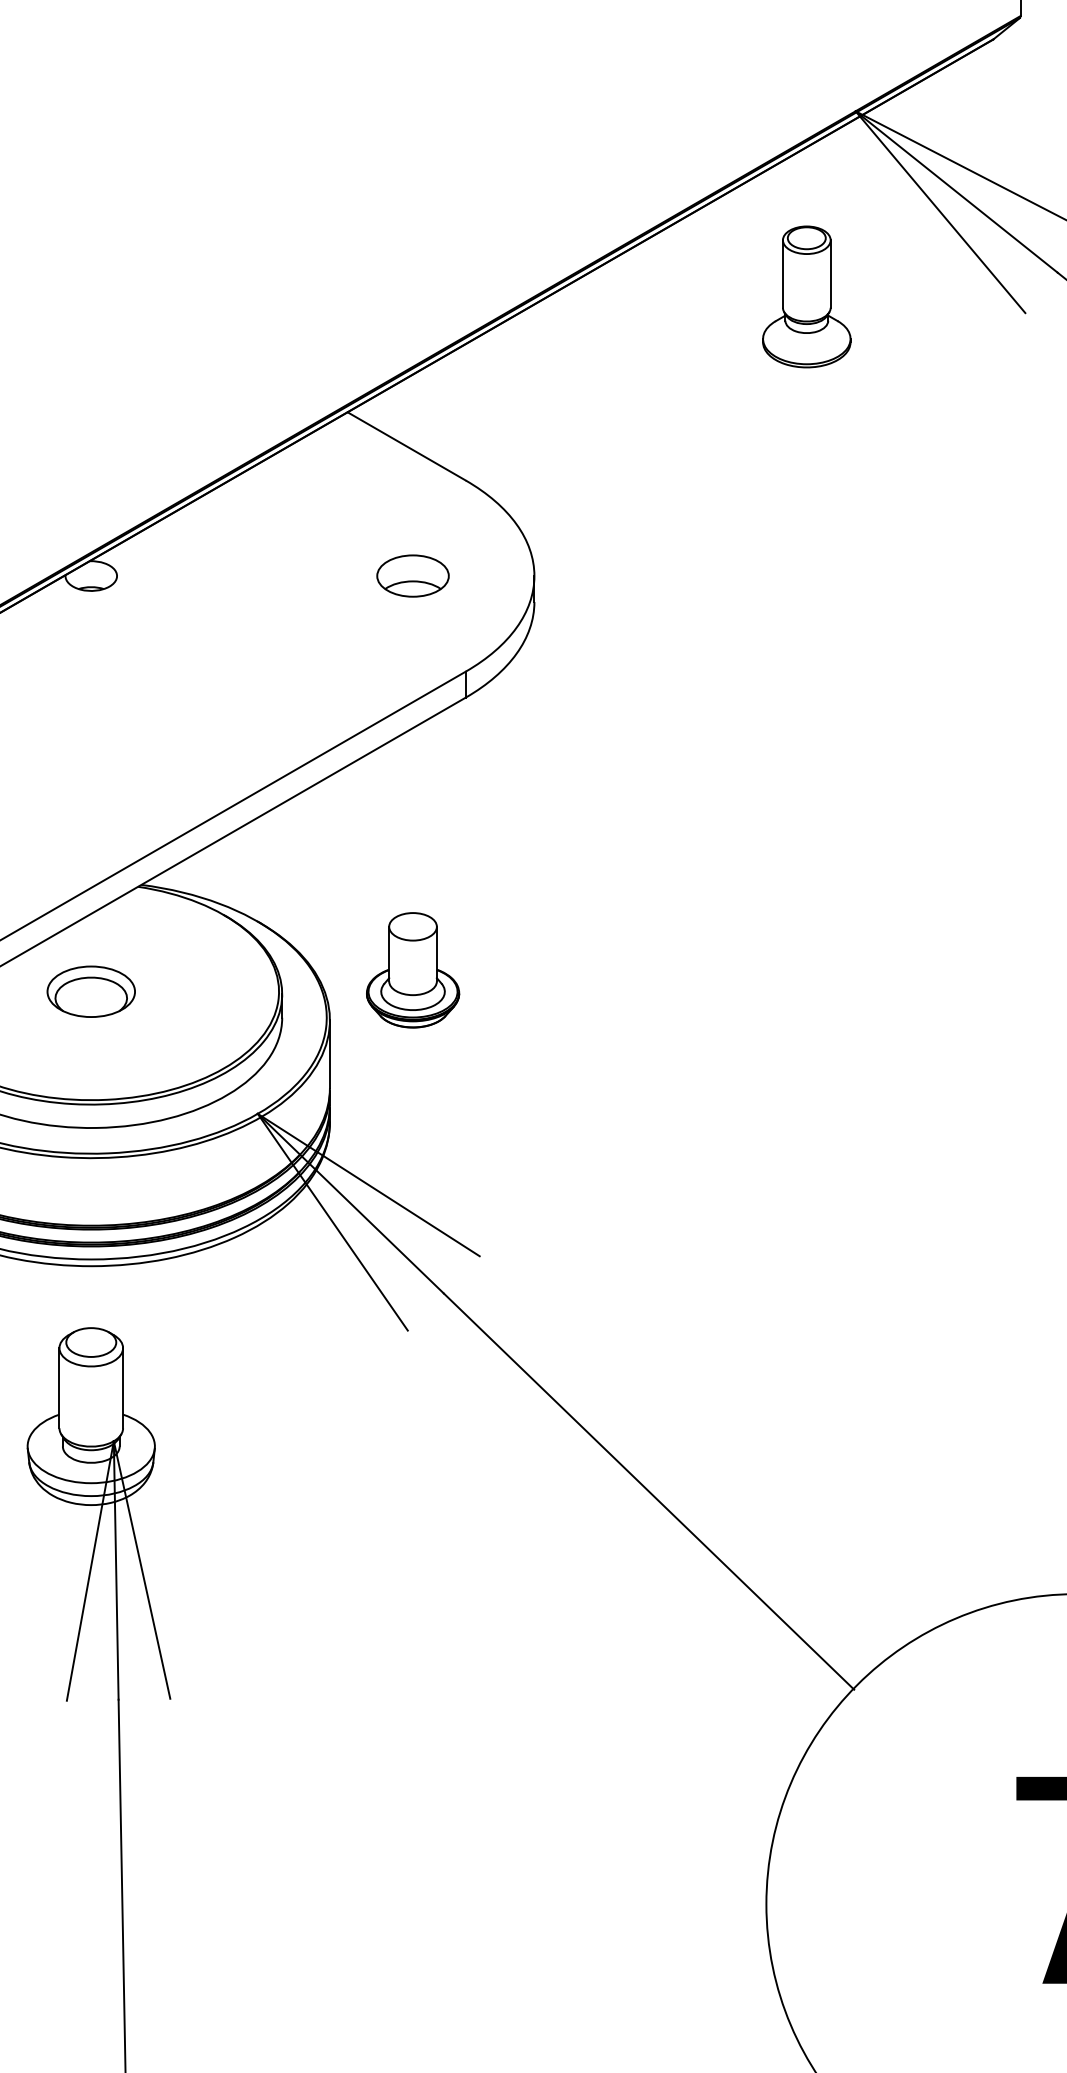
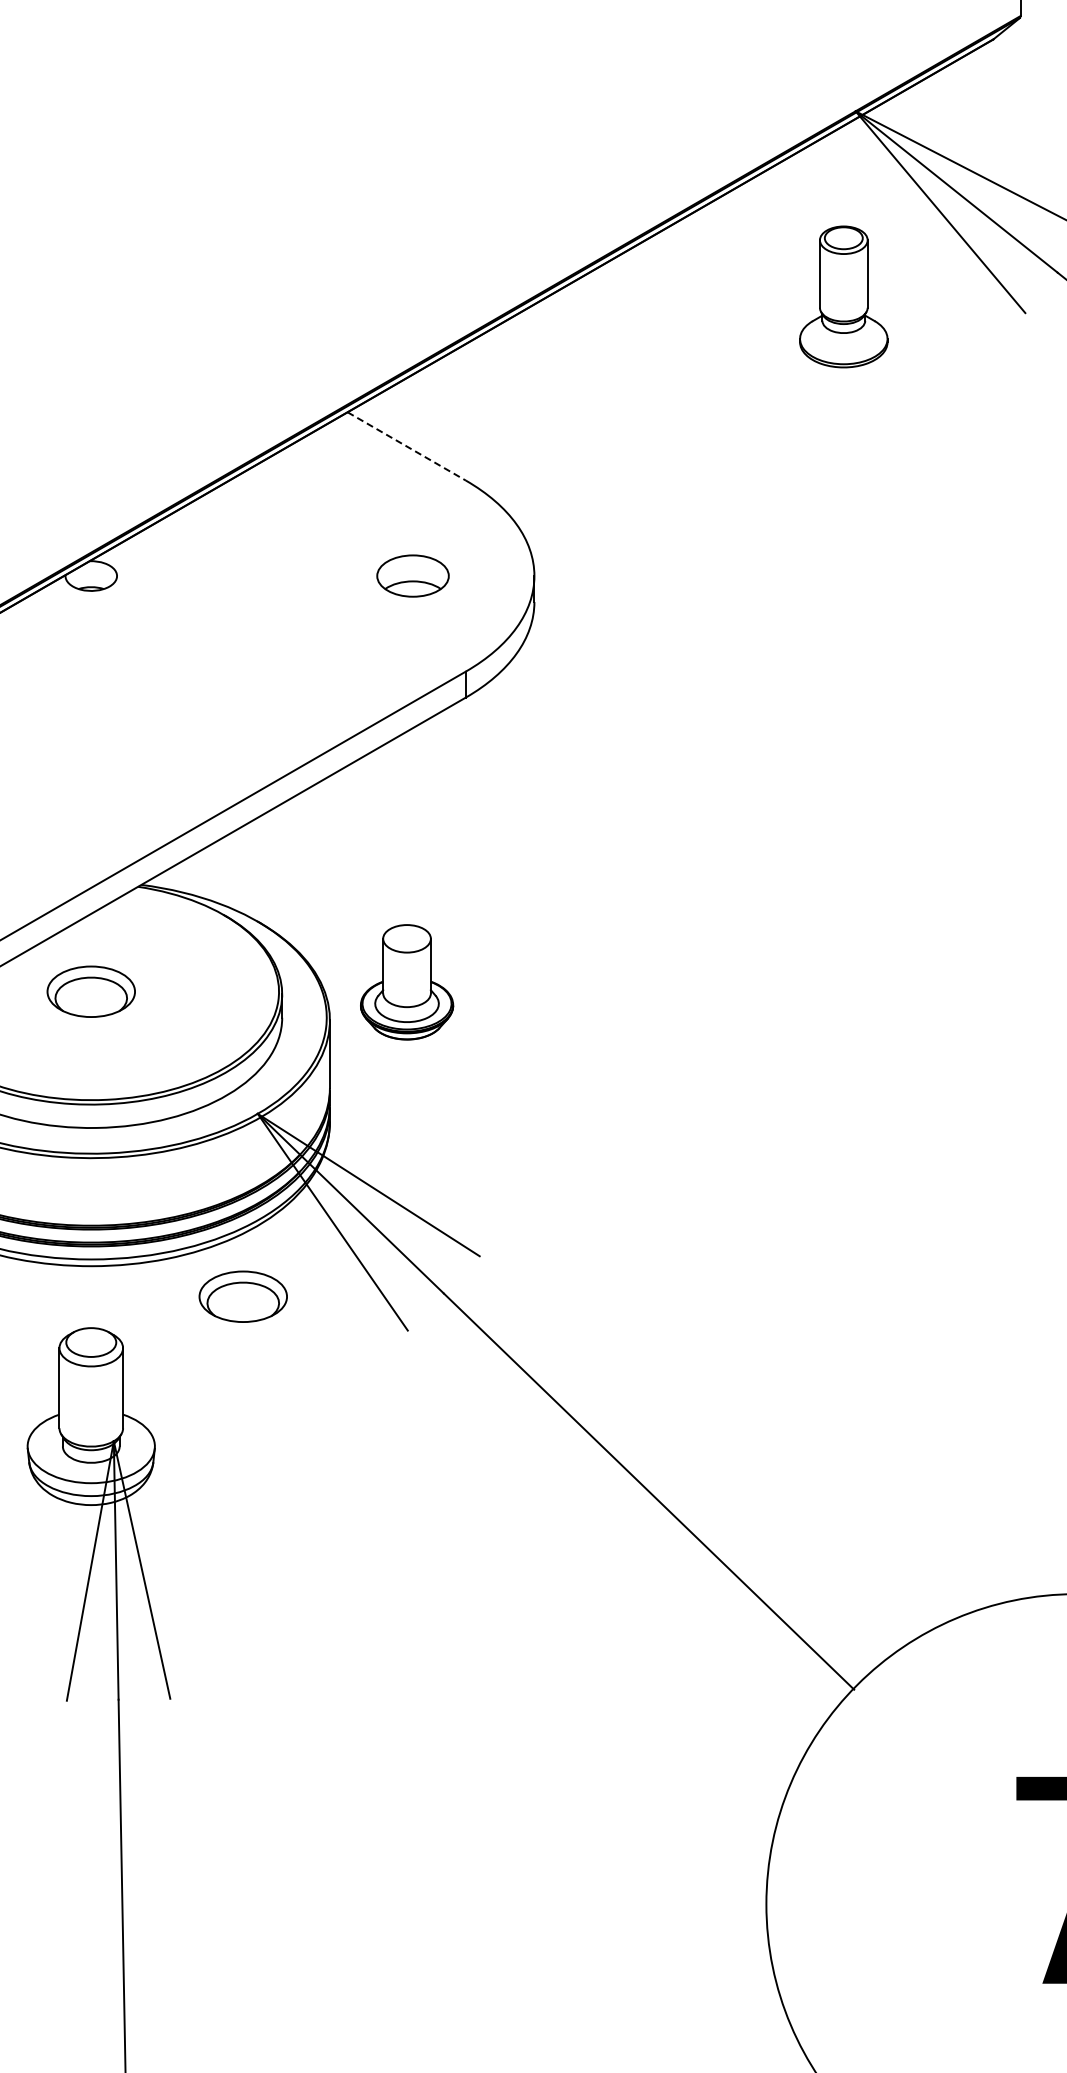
part position: (806, 296) -> (843, 296) (843, 296)
line: solid -> dashed (407, 446)
part position: (413, 970) -> (407, 982) (407, 982)
part: none -> present (242, 1296)
